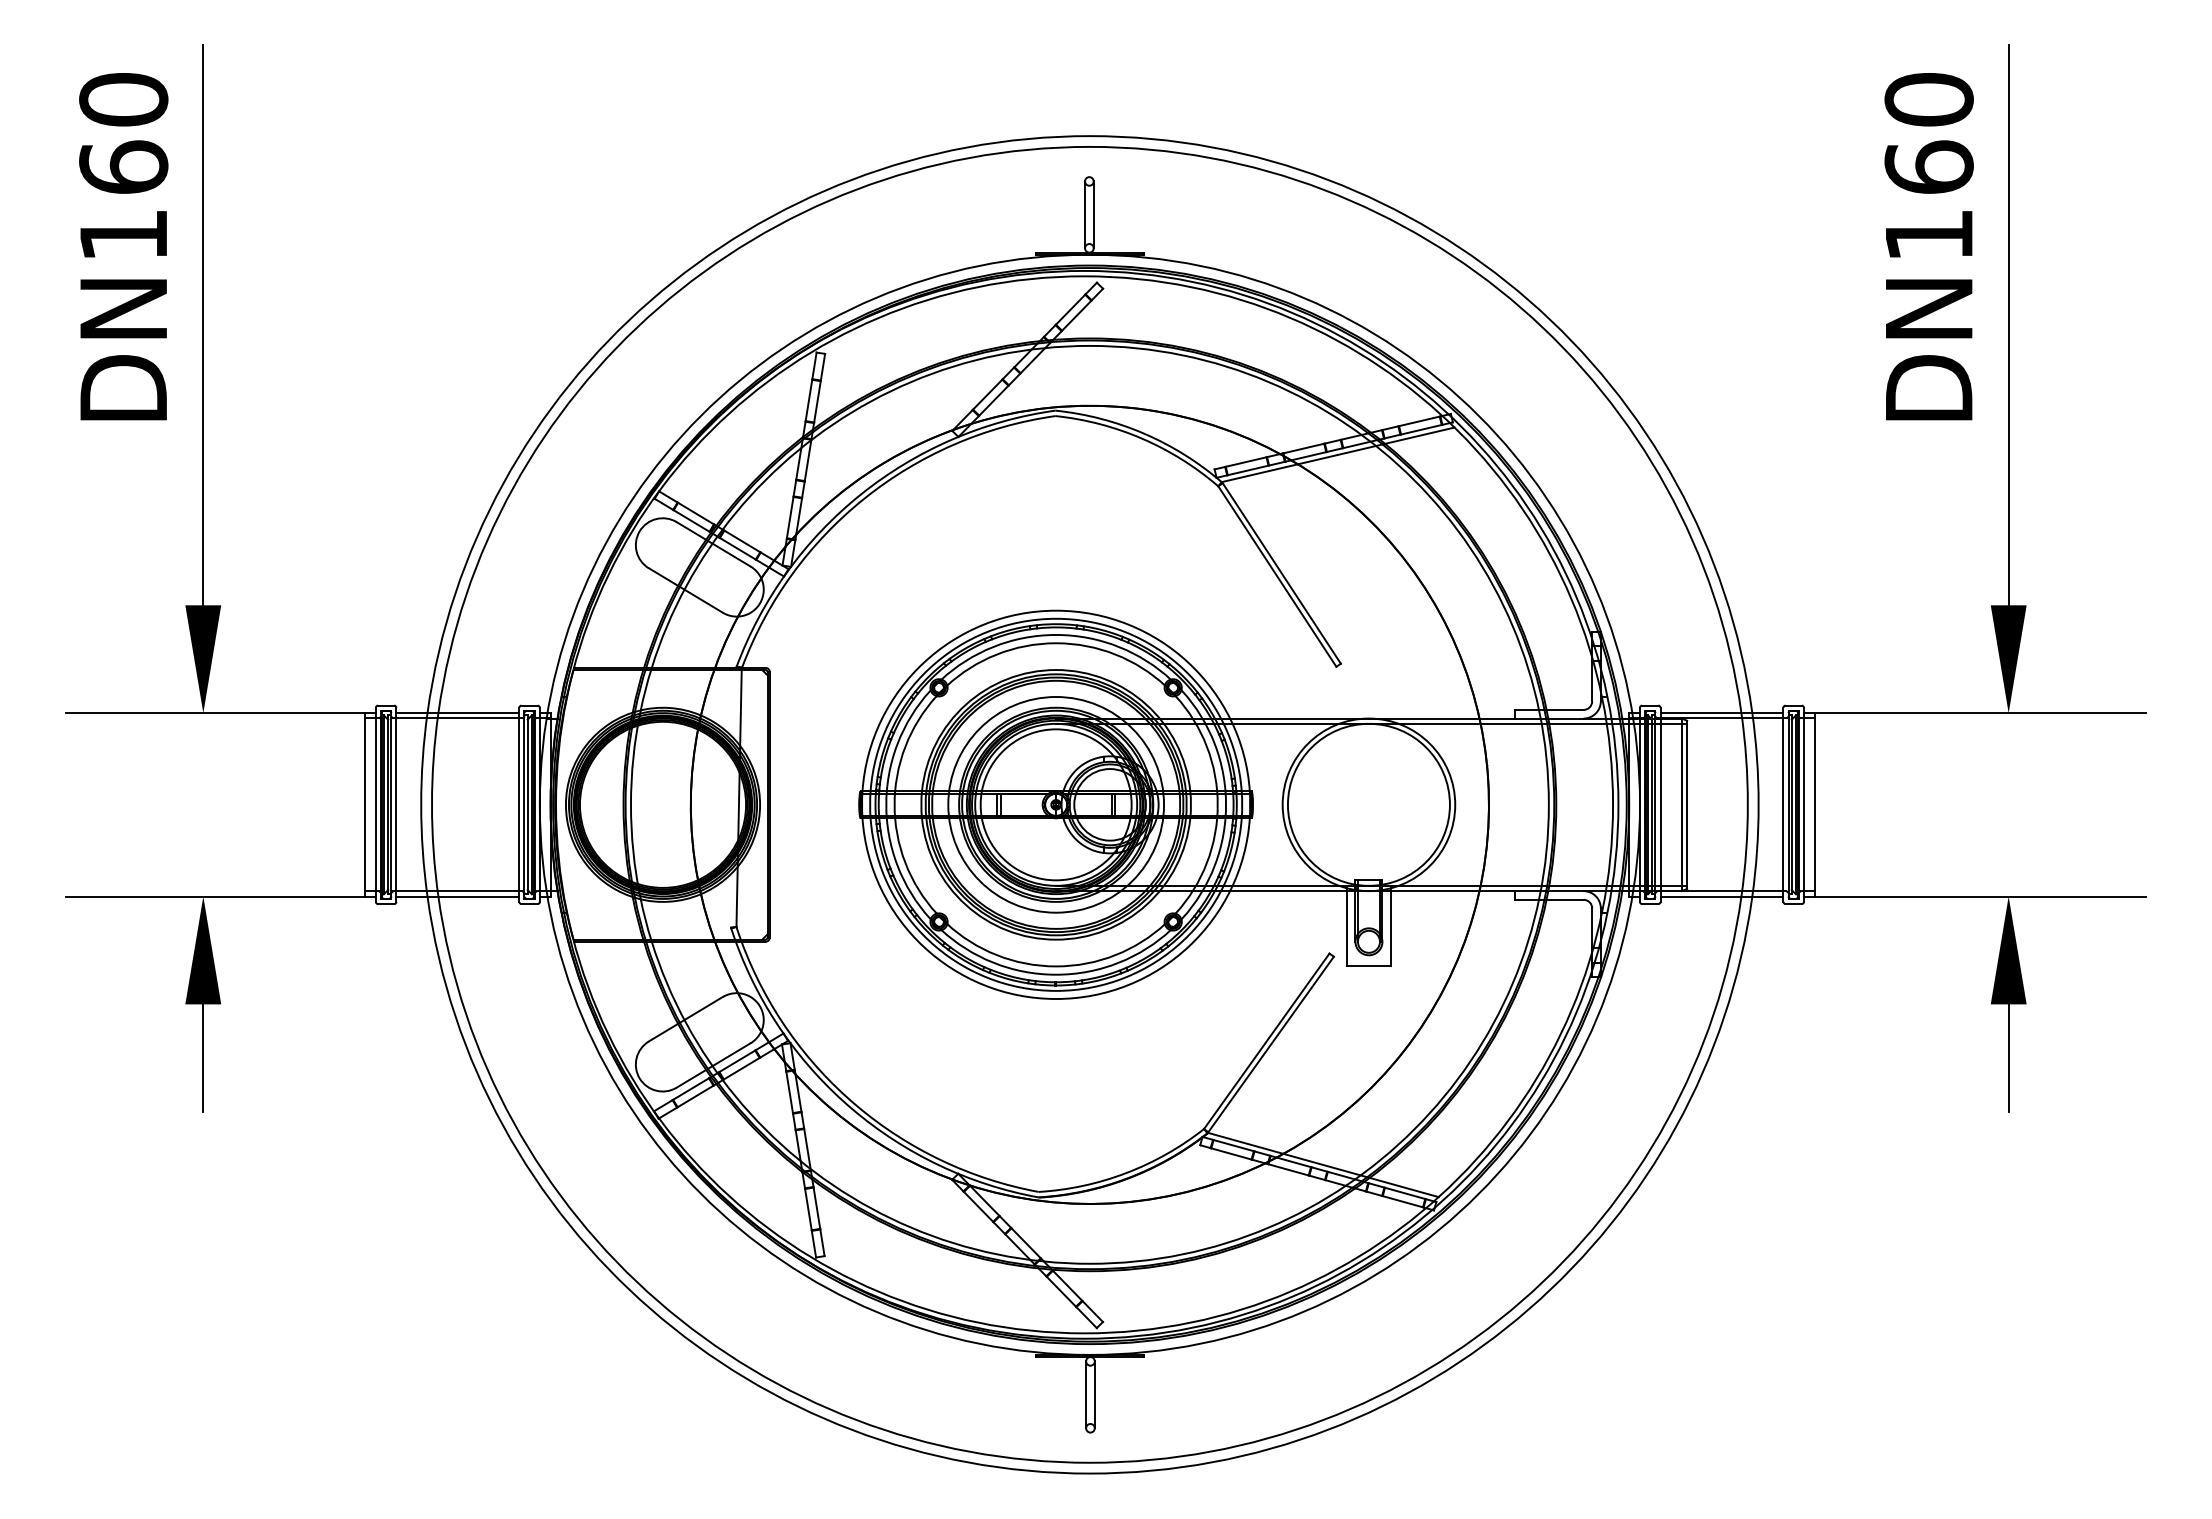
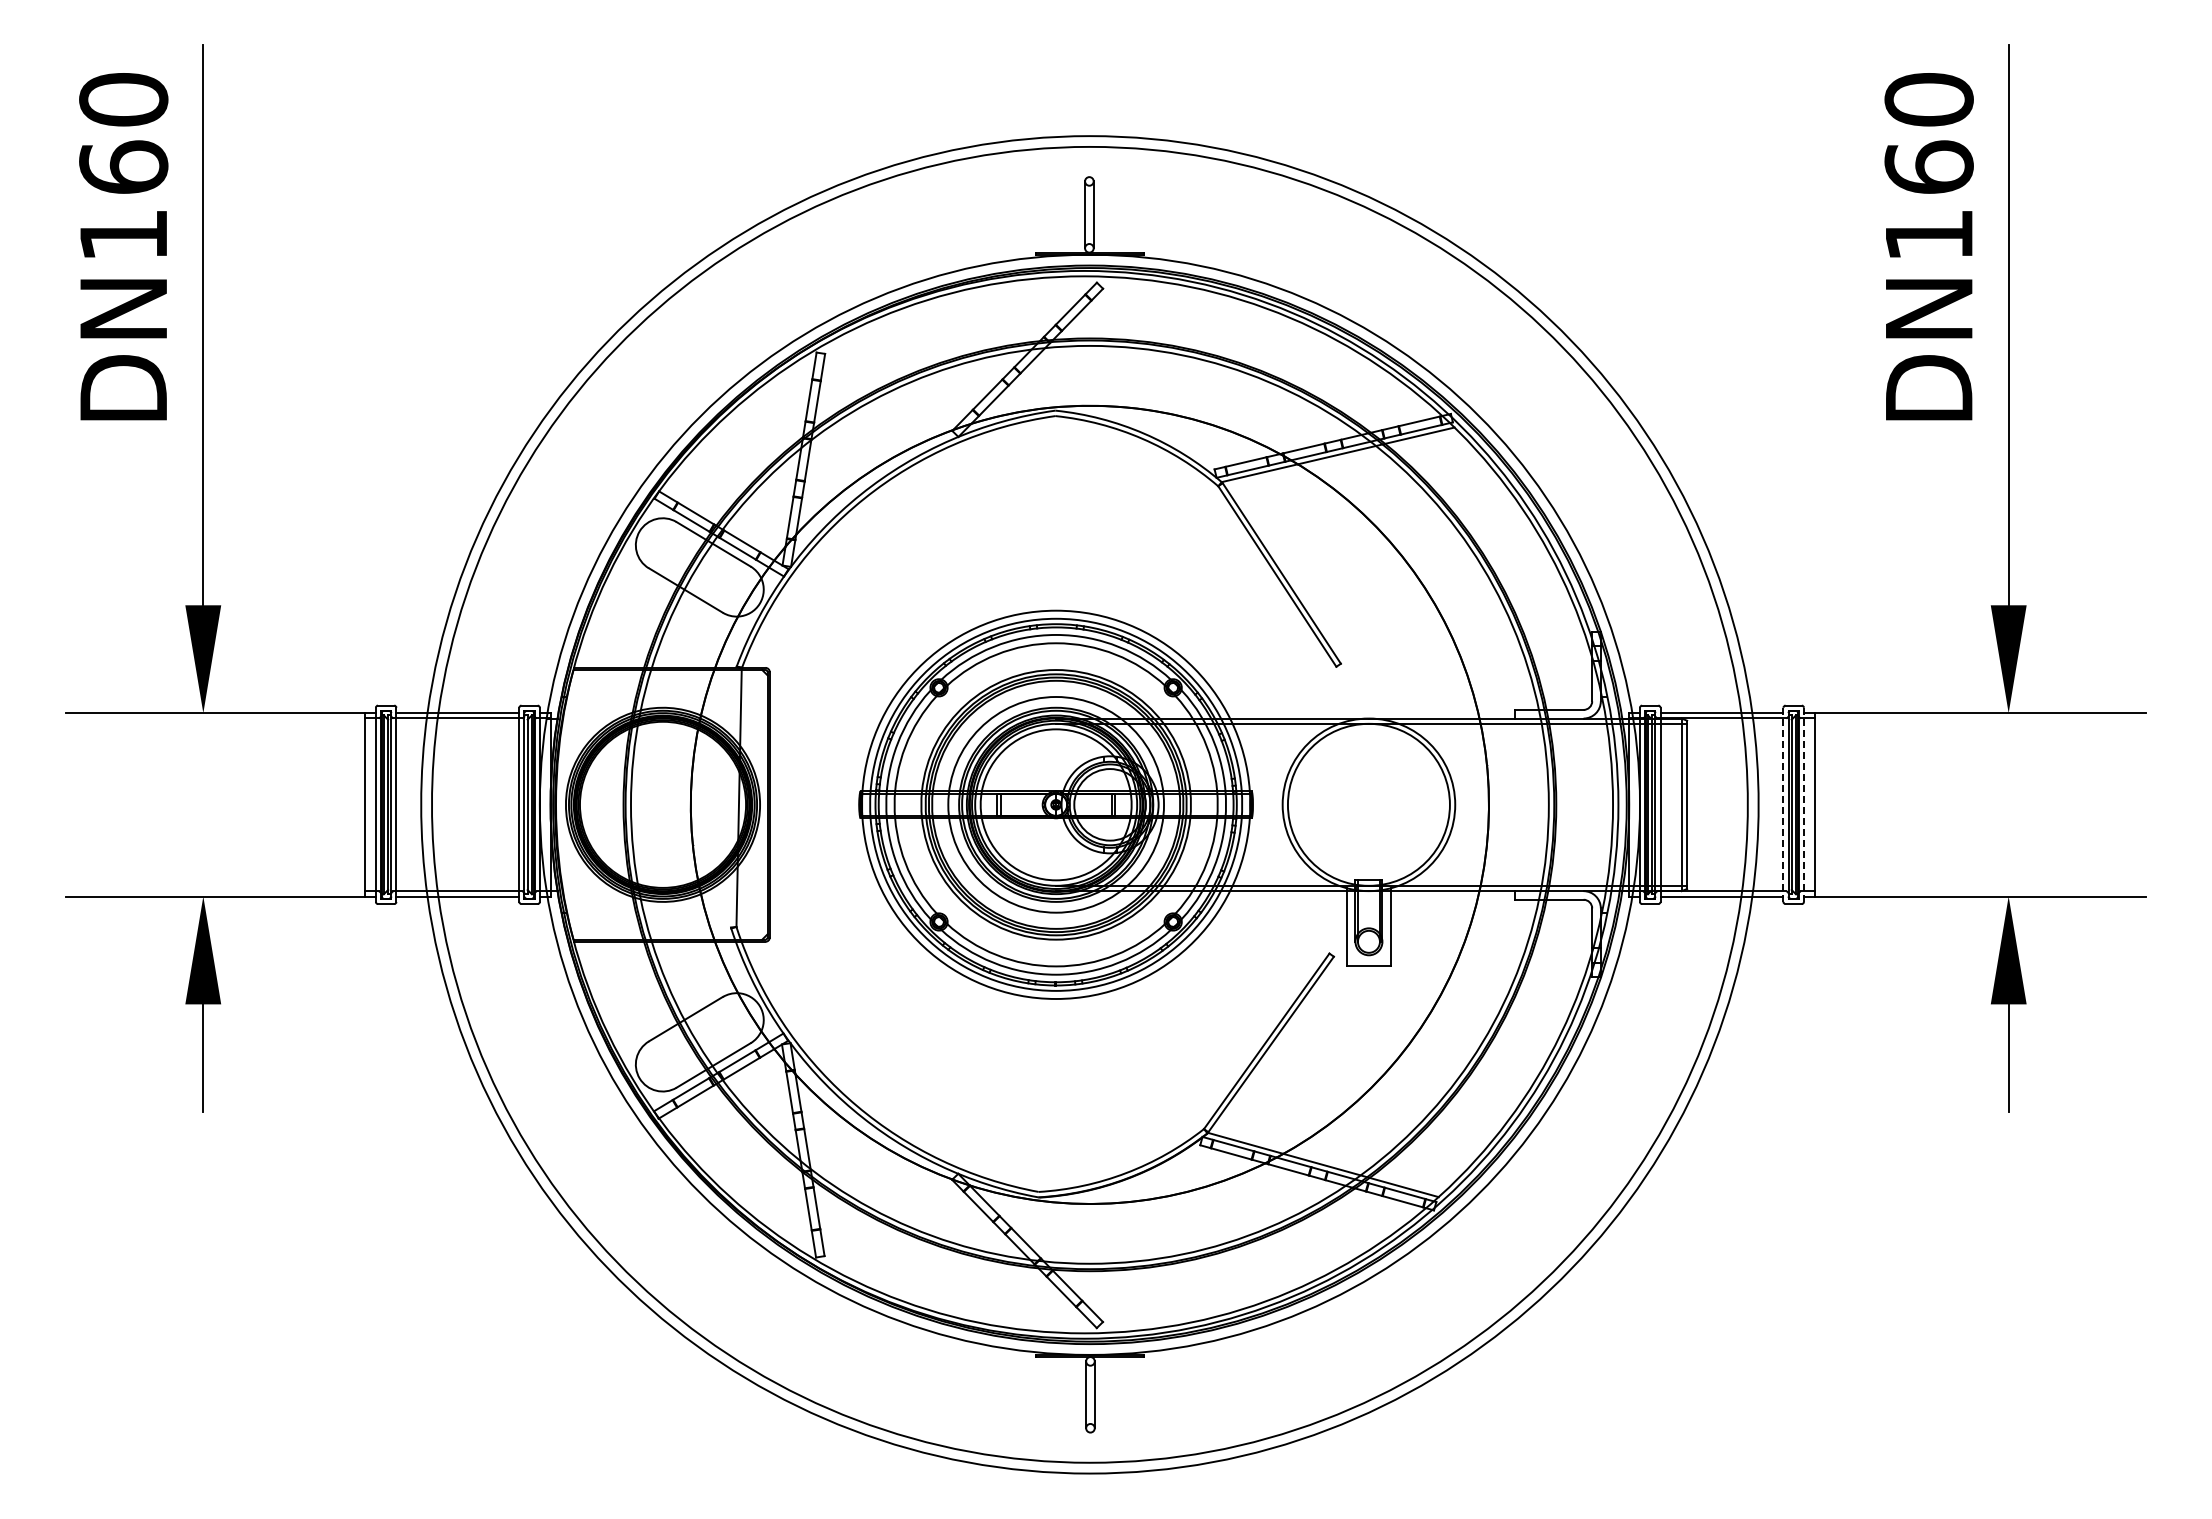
line: solid -> dashed (1783, 804)
line: solid -> dashed (1803, 805)
